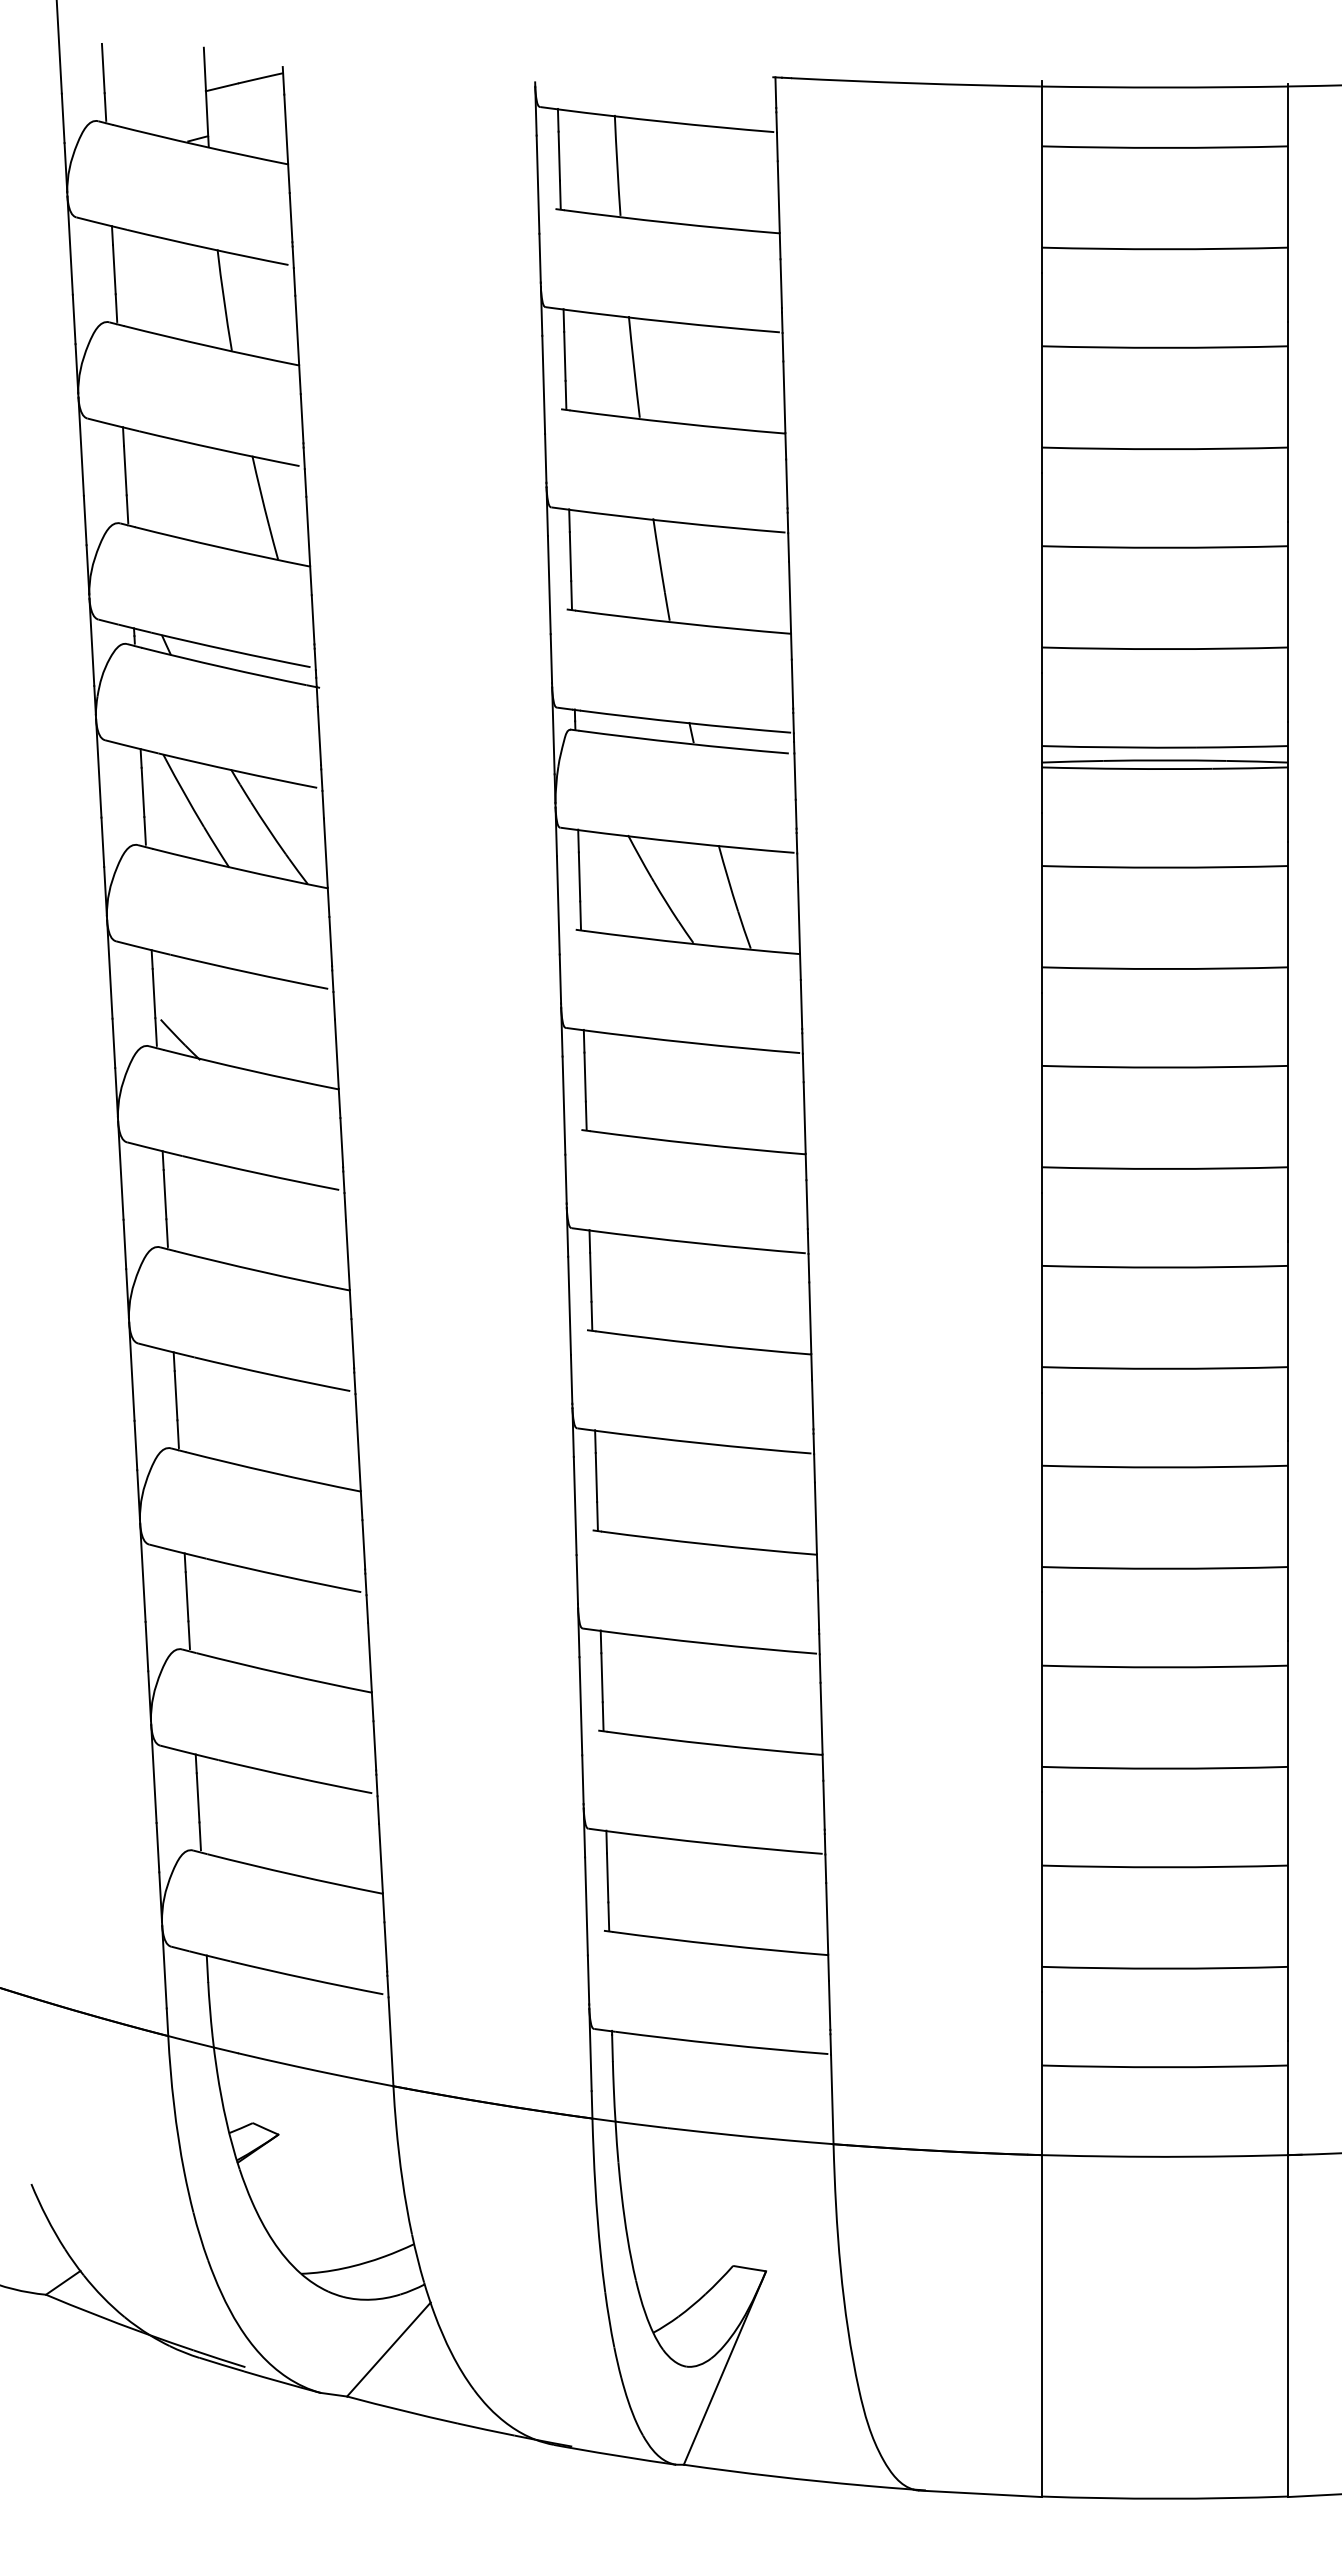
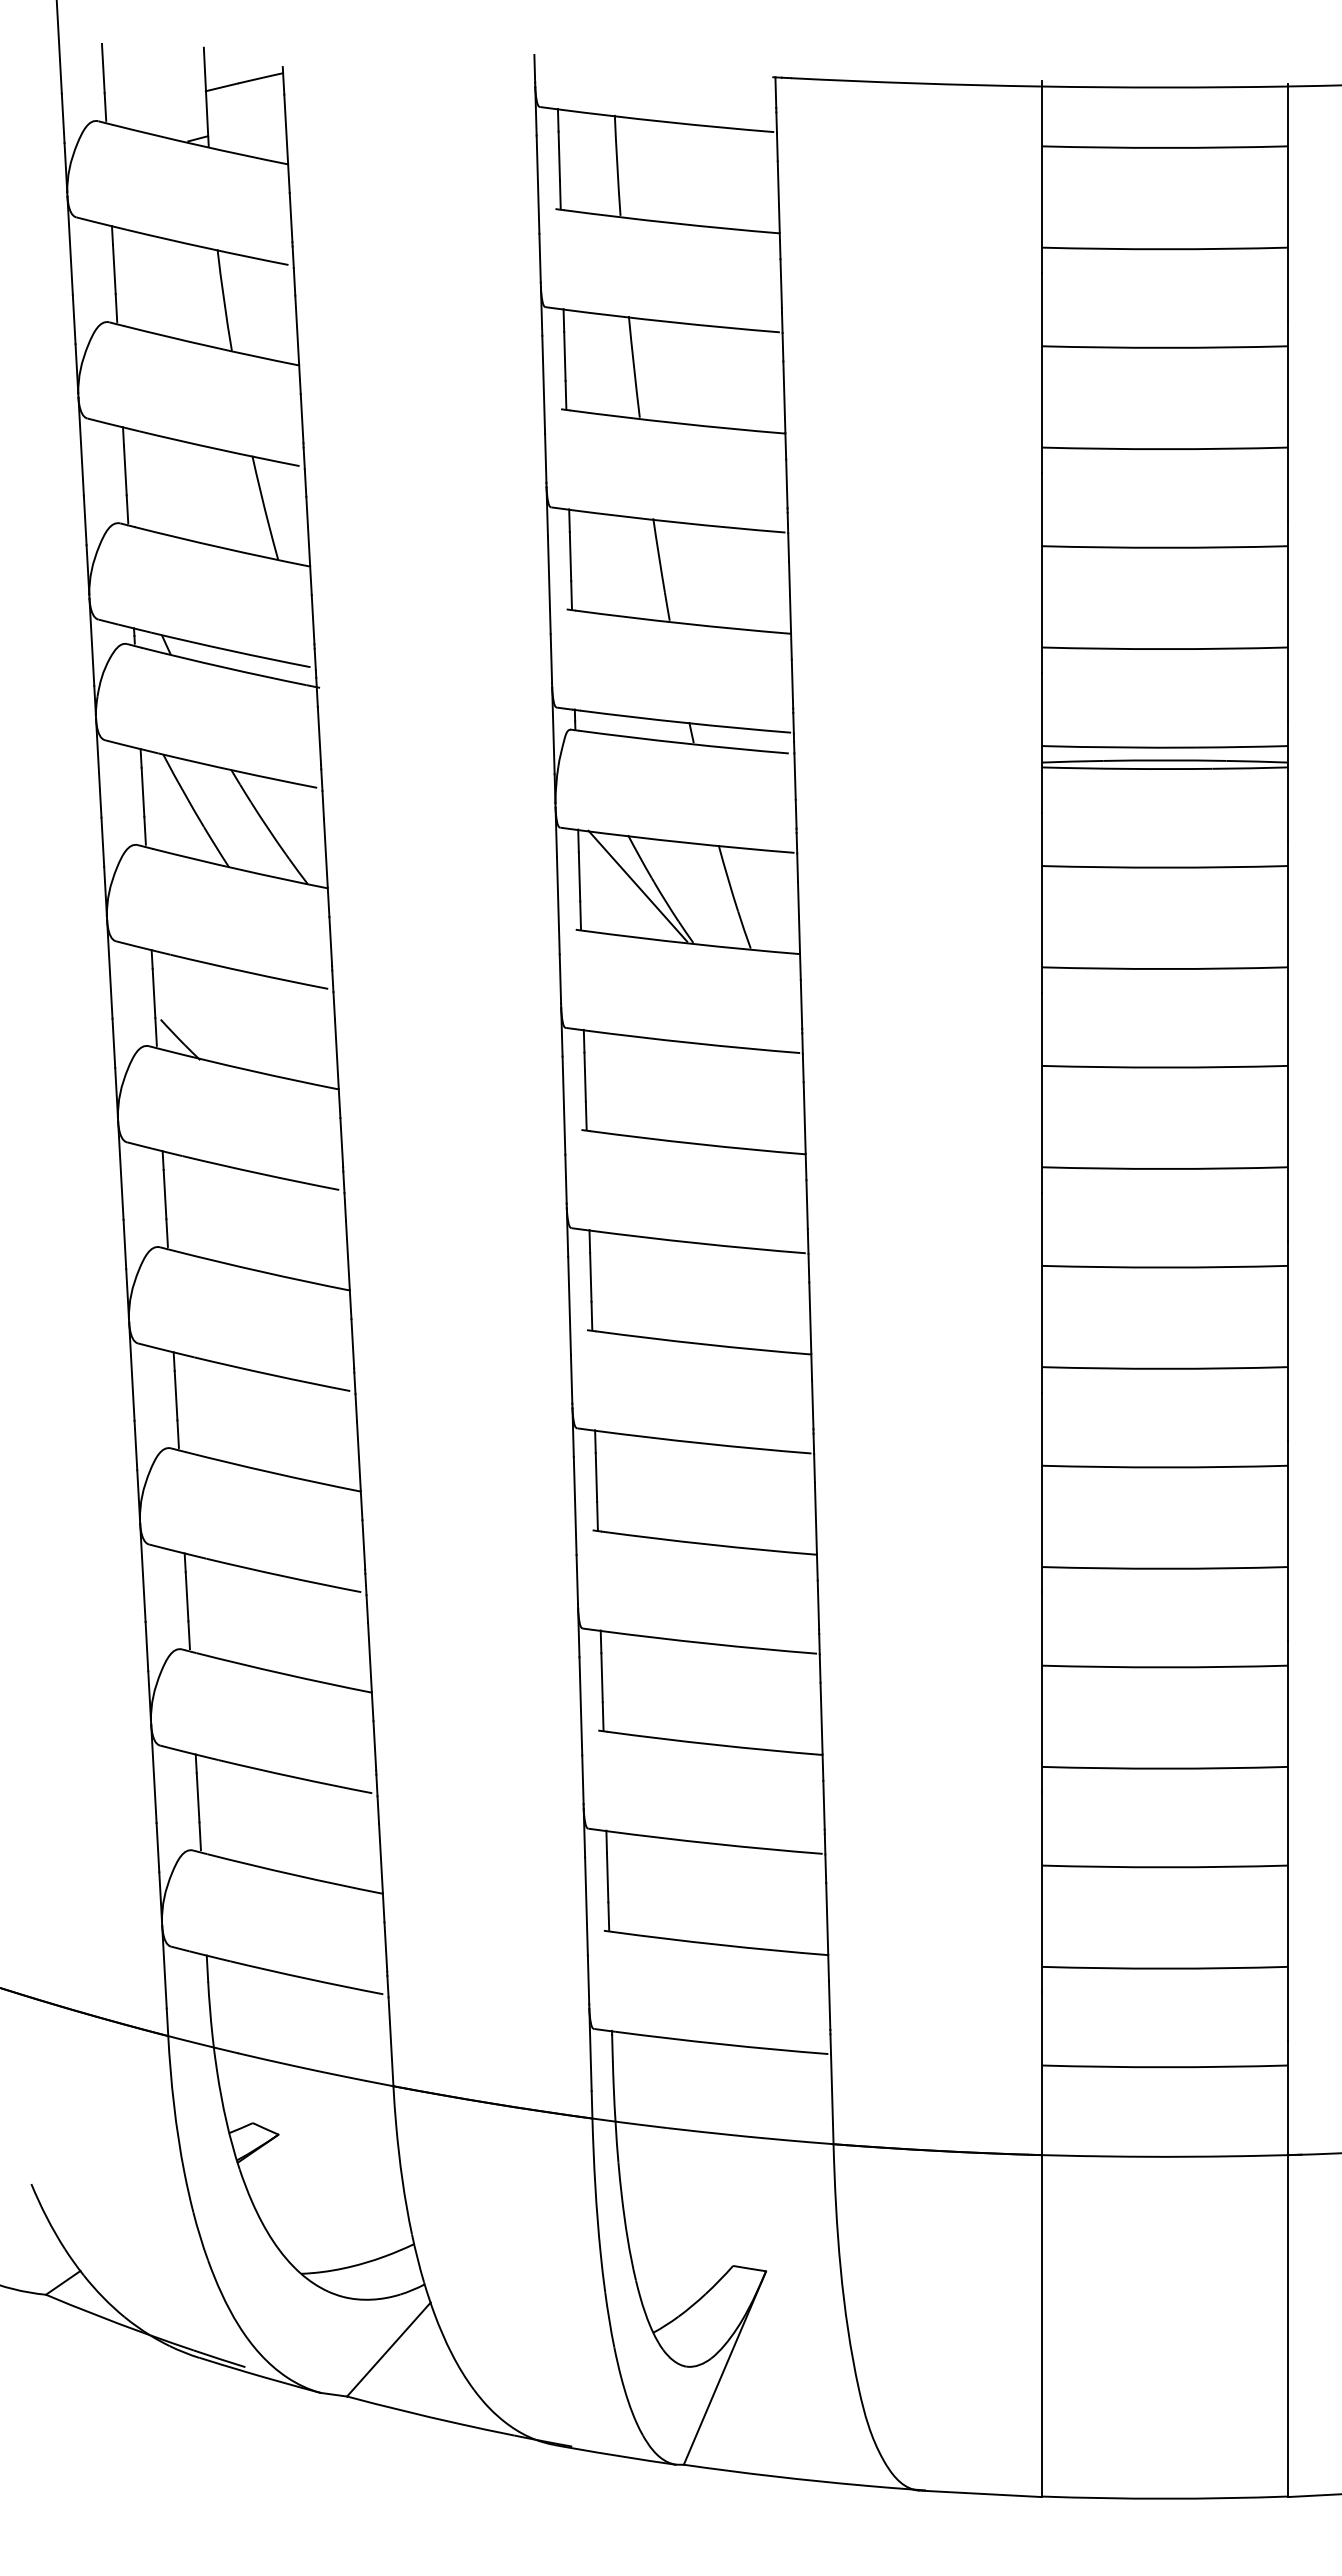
line: none -> present (534, 68)
line: none -> present (637, 885)
